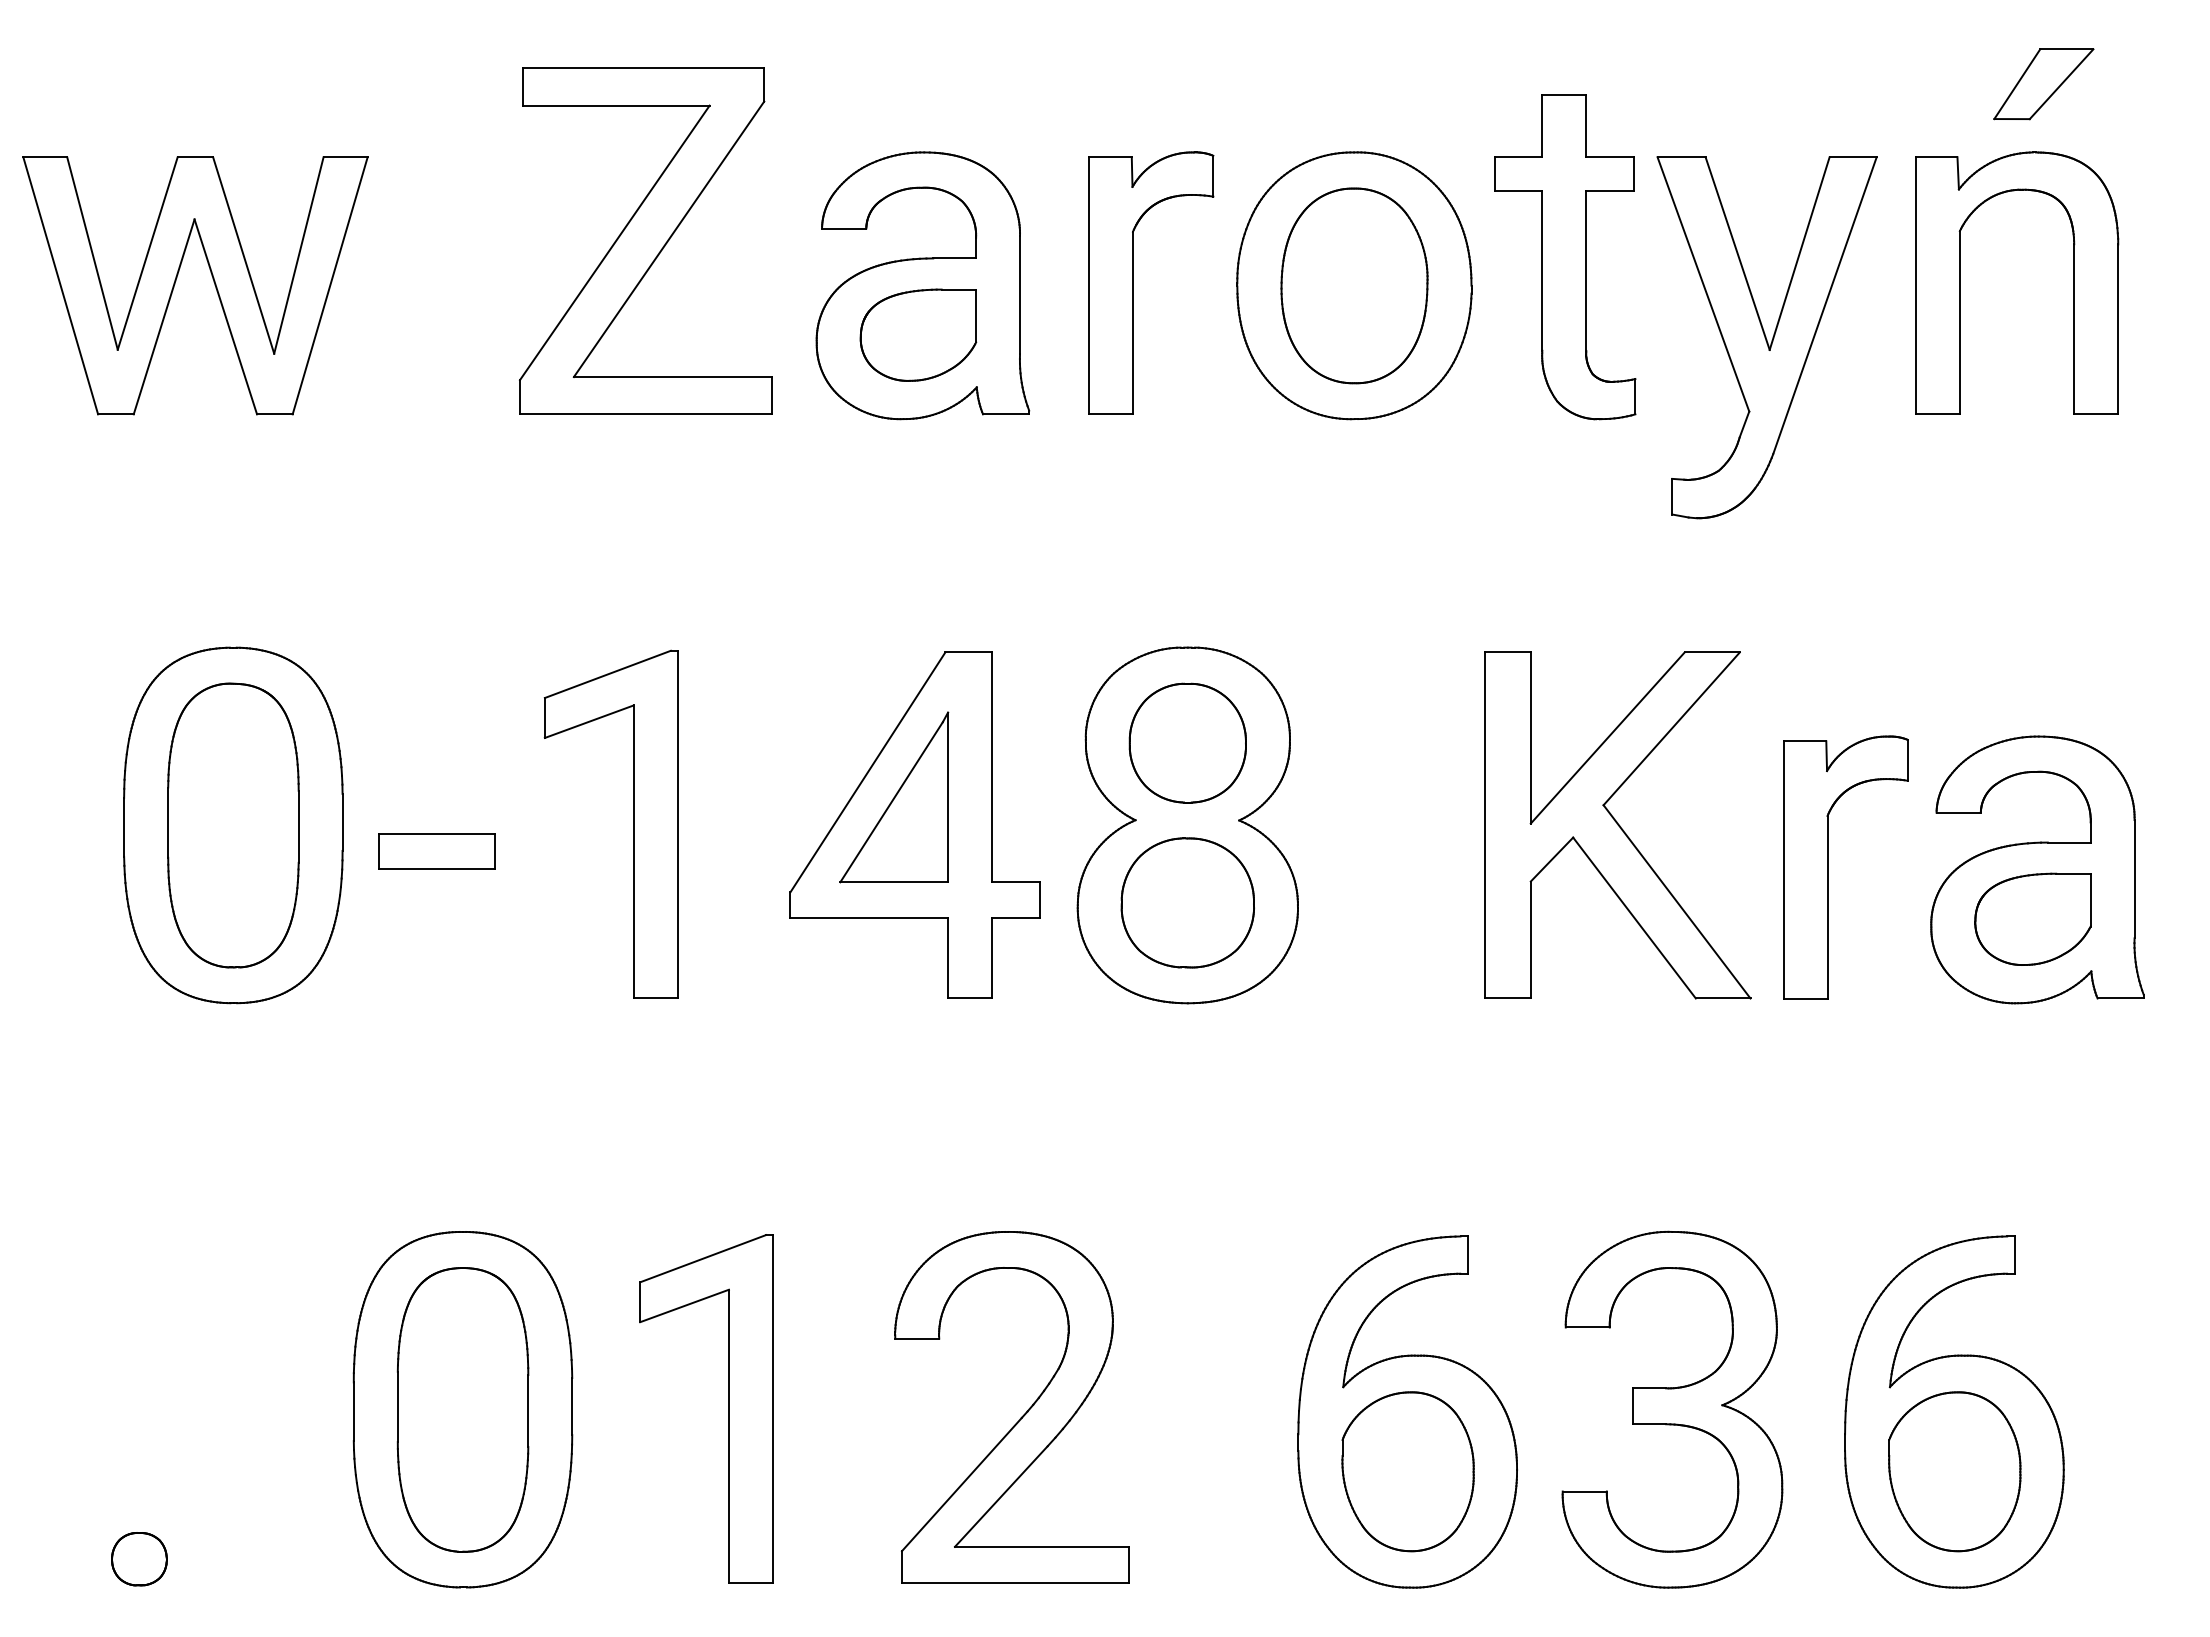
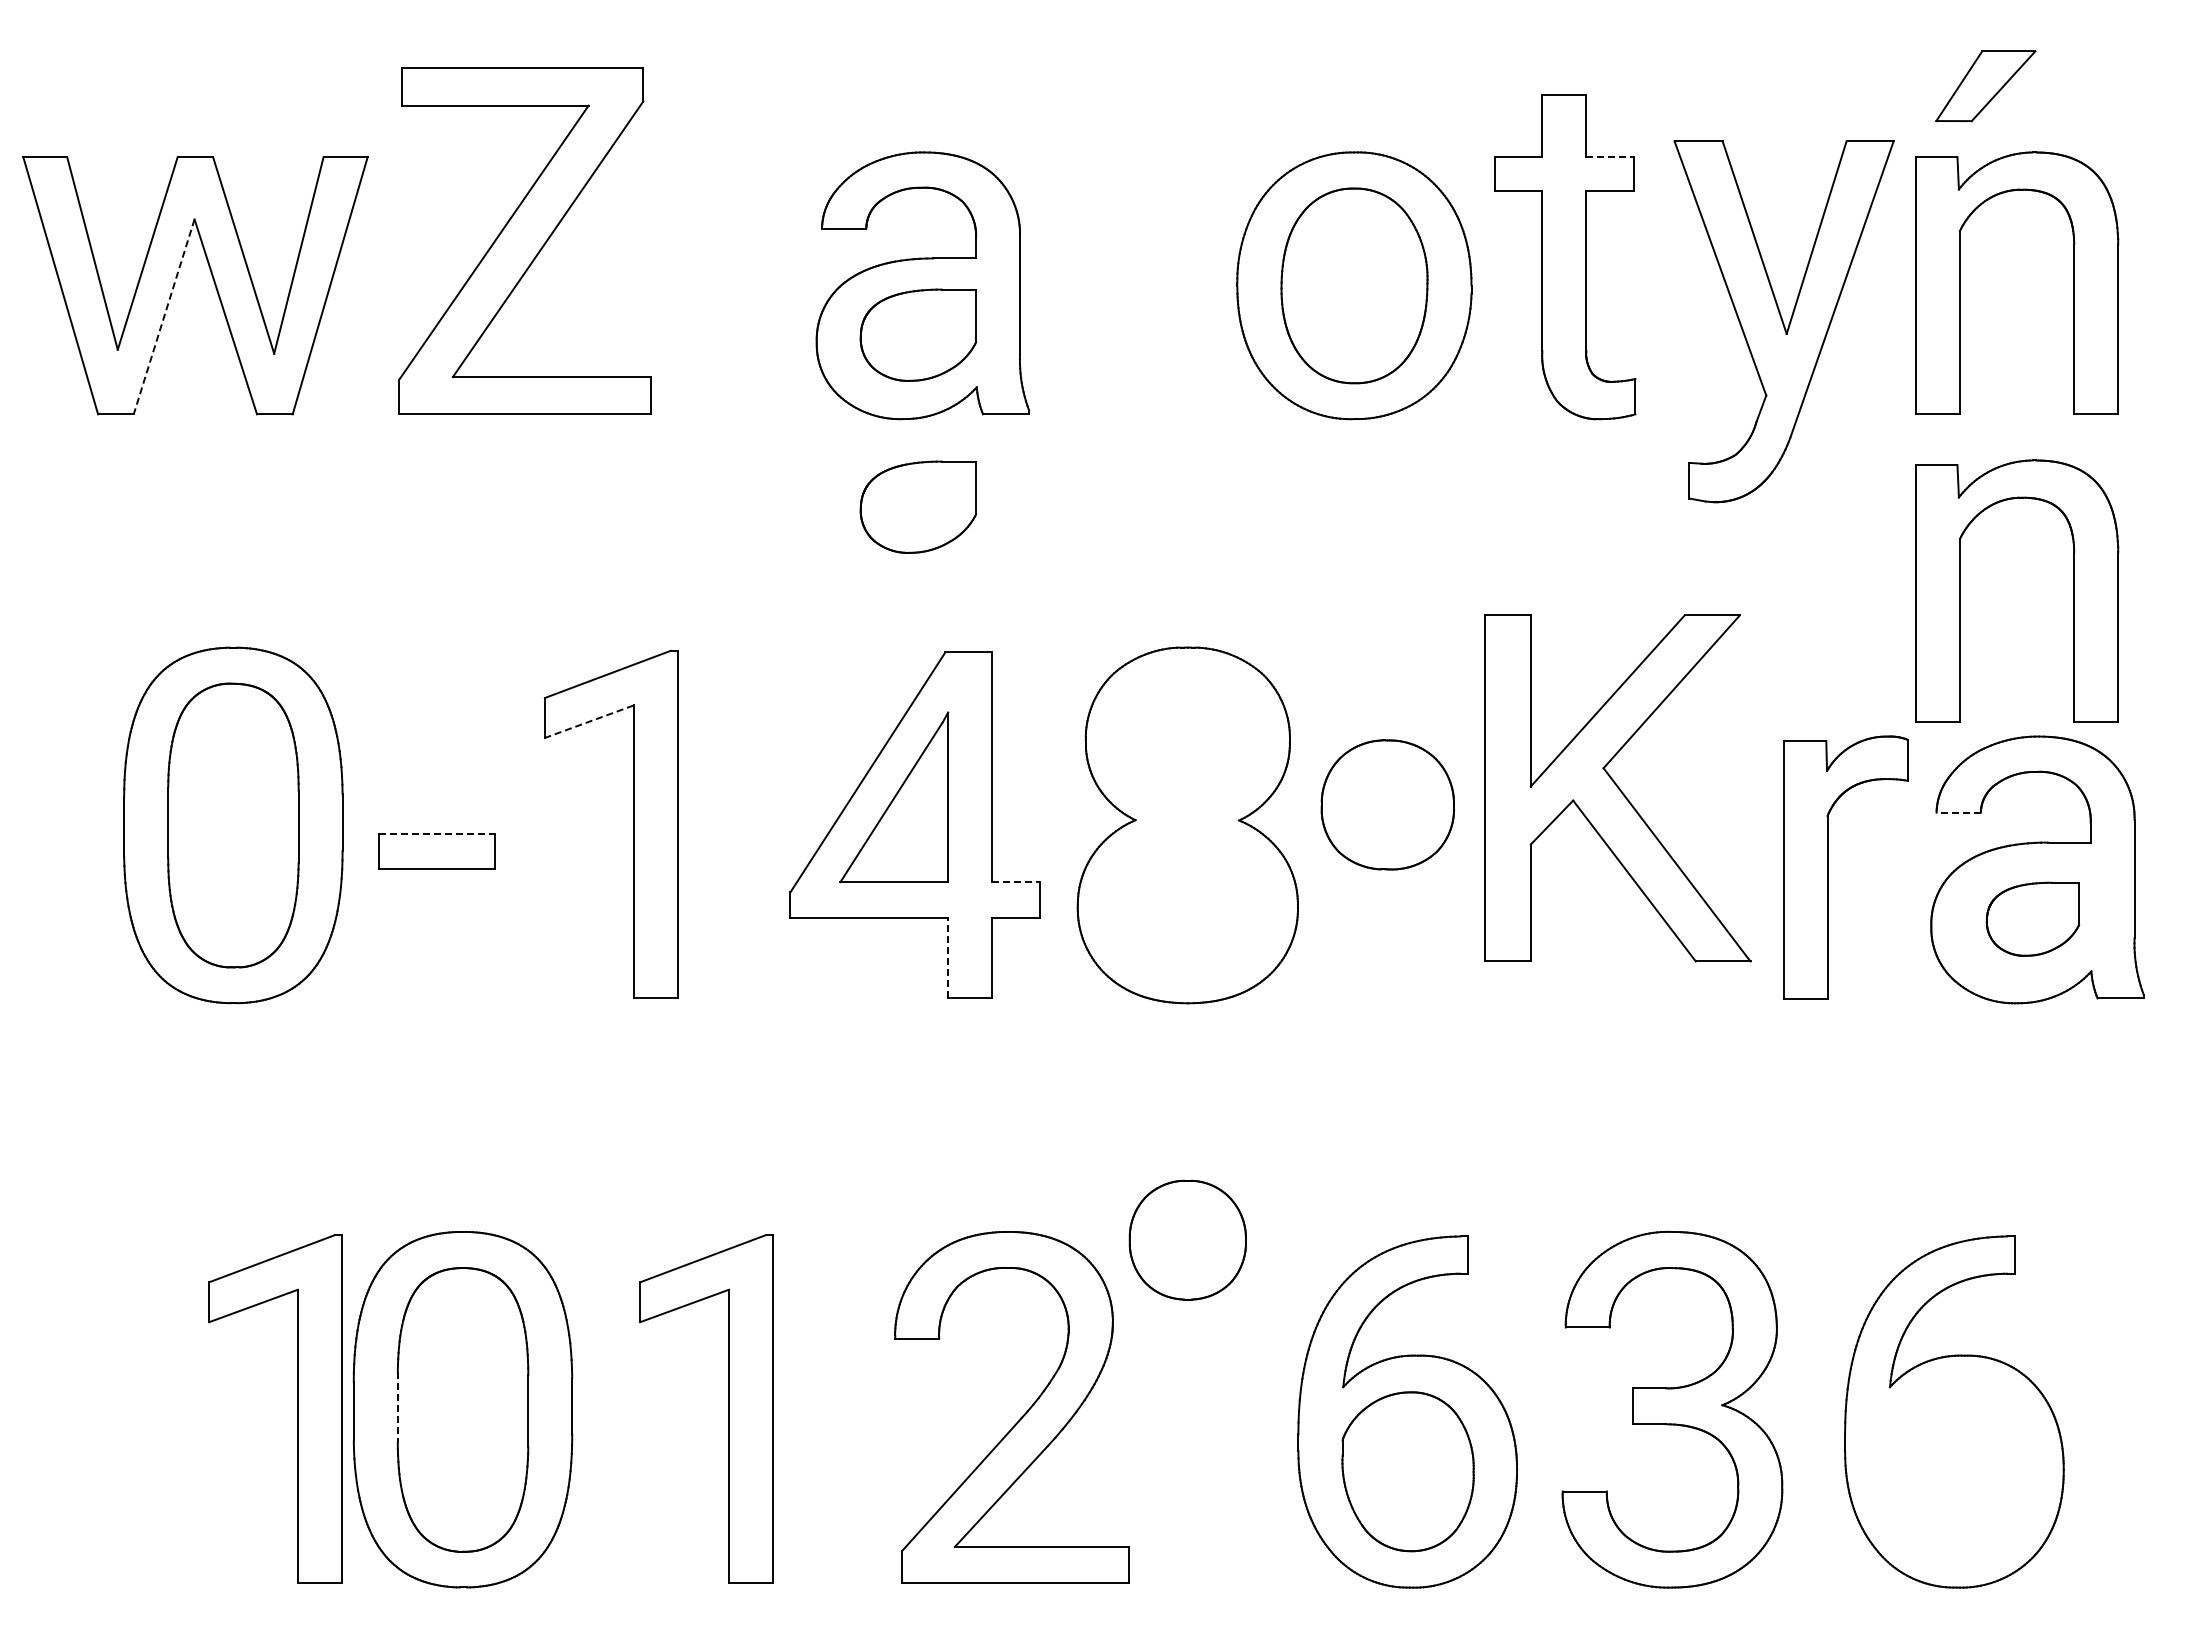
part position: (2043, 84) -> (1985, 86) (1985, 86)
line: solid -> dashed (1610, 157)
part position: (645, 240) -> (524, 240) (524, 240)
part: present -> none (1133, 282)
line: solid -> dashed (164, 317)
part position: (1766, 337) -> (1783, 321) (1783, 321)
part: none -> present (918, 506)
part: none -> present (2073, 590)
line: solid -> dashed (588, 721)
part position: (1187, 742) -> (1187, 1239) (1187, 1239)
line: solid -> dashed (1958, 812)
part position: (1617, 825) -> (1617, 788) (1617, 788)
line: solid -> dashed (437, 833)
line: solid -> dashed (1016, 882)
part position: (1187, 902) -> (1387, 804) (1387, 804)
part size: 118x94 px -> 96x76 px (2032, 918)
line: solid -> dashed (948, 957)
line: solid -> dashed (397, 1407)
part: none -> present (297, 1408)
part: present -> none (1954, 1471)
part: present -> none (139, 1559)
